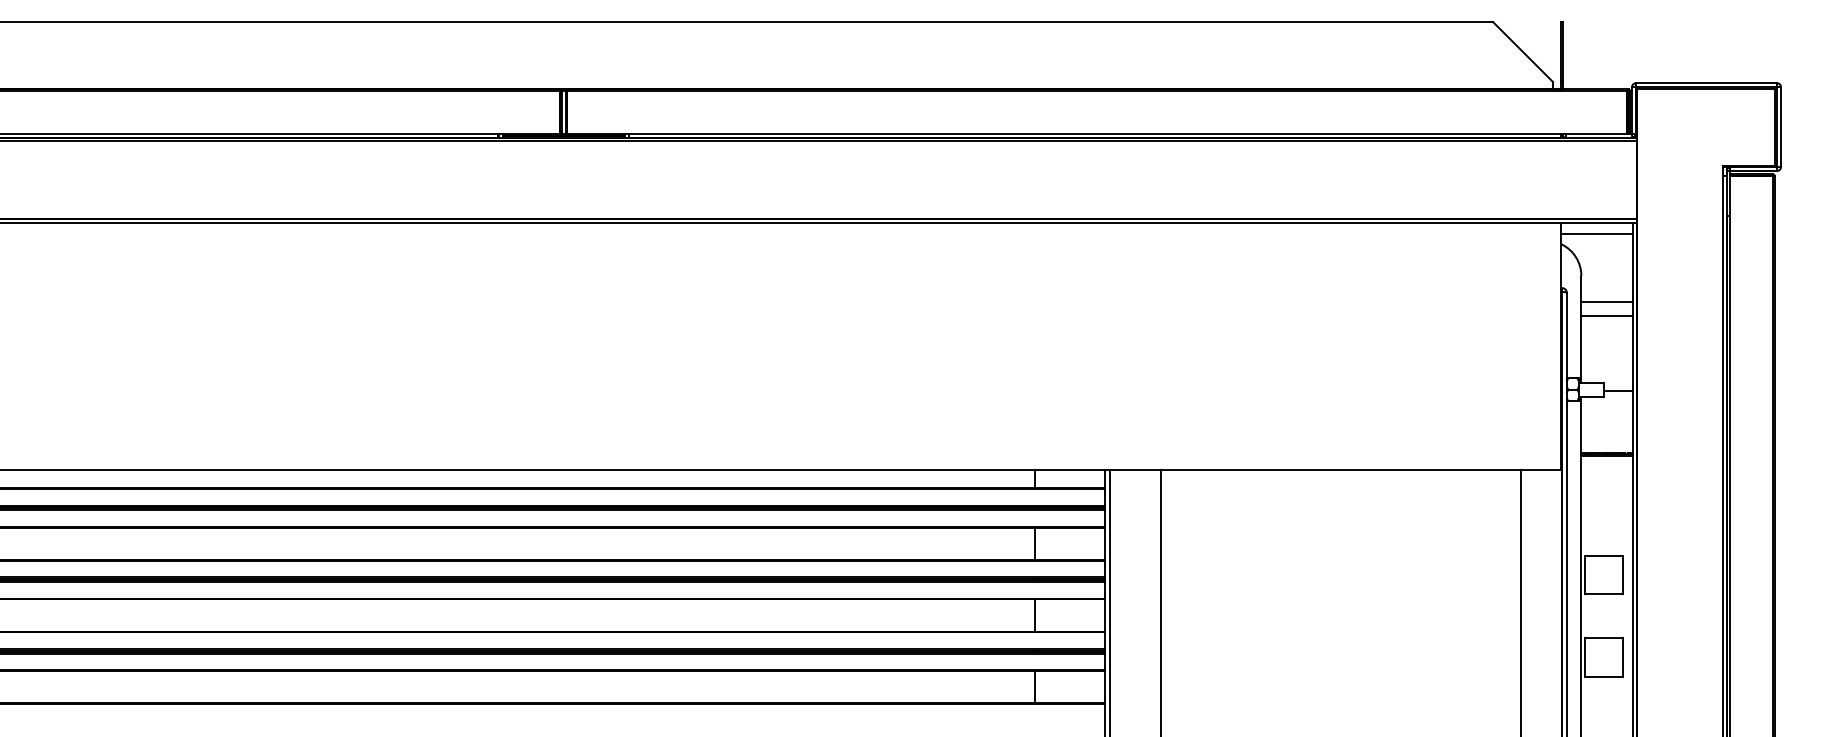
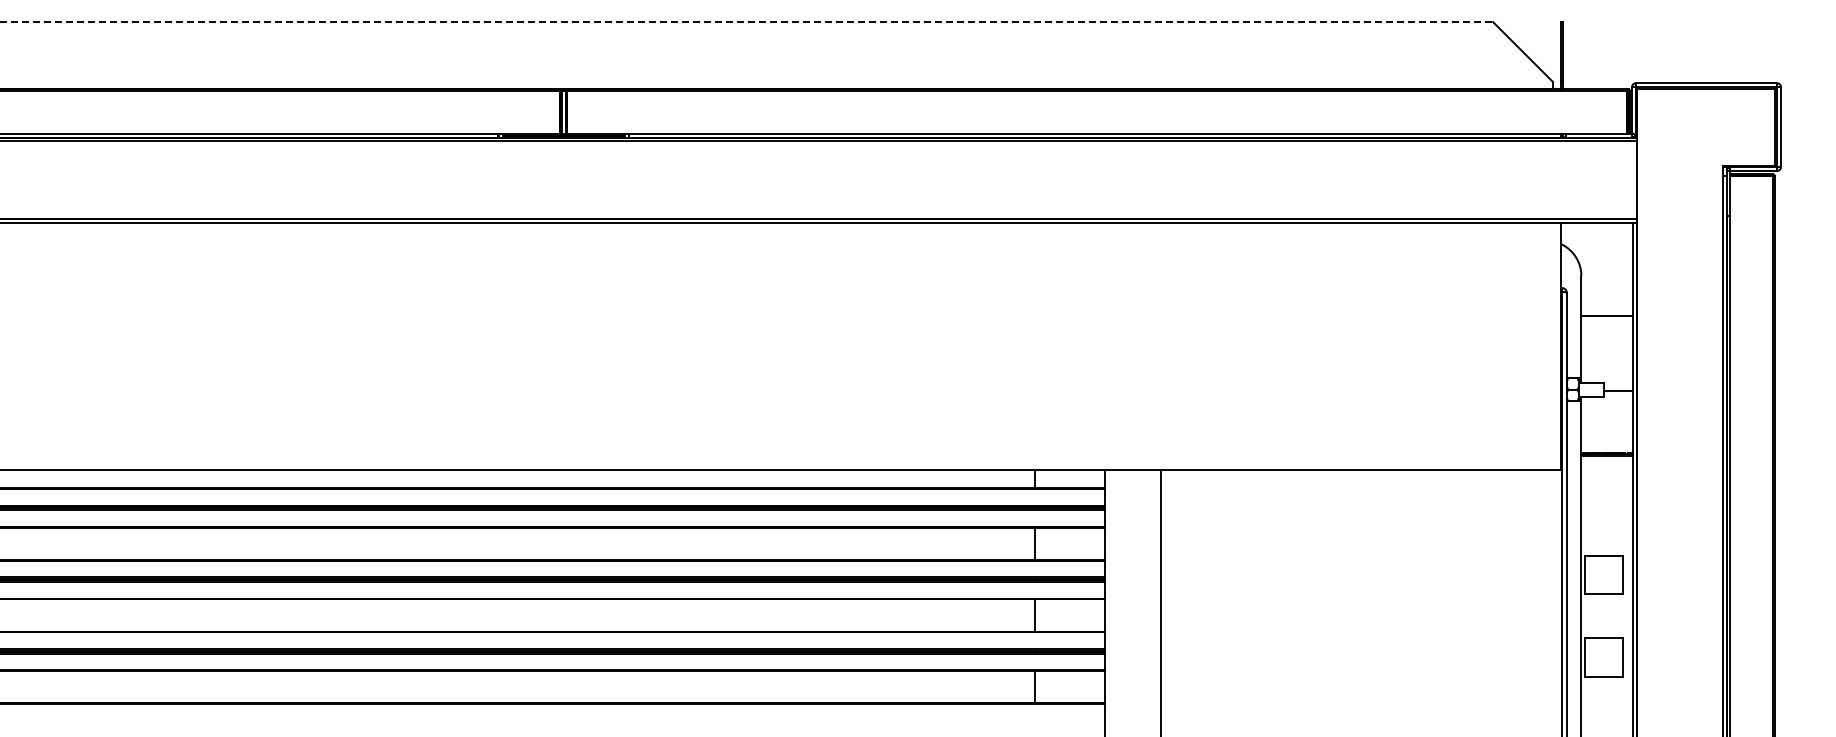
line: solid -> dashed (747, 22)
line: present -> none (1597, 233)
line: present -> none (1607, 302)
line: present -> none (1110, 601)
line: present -> none (1521, 601)
